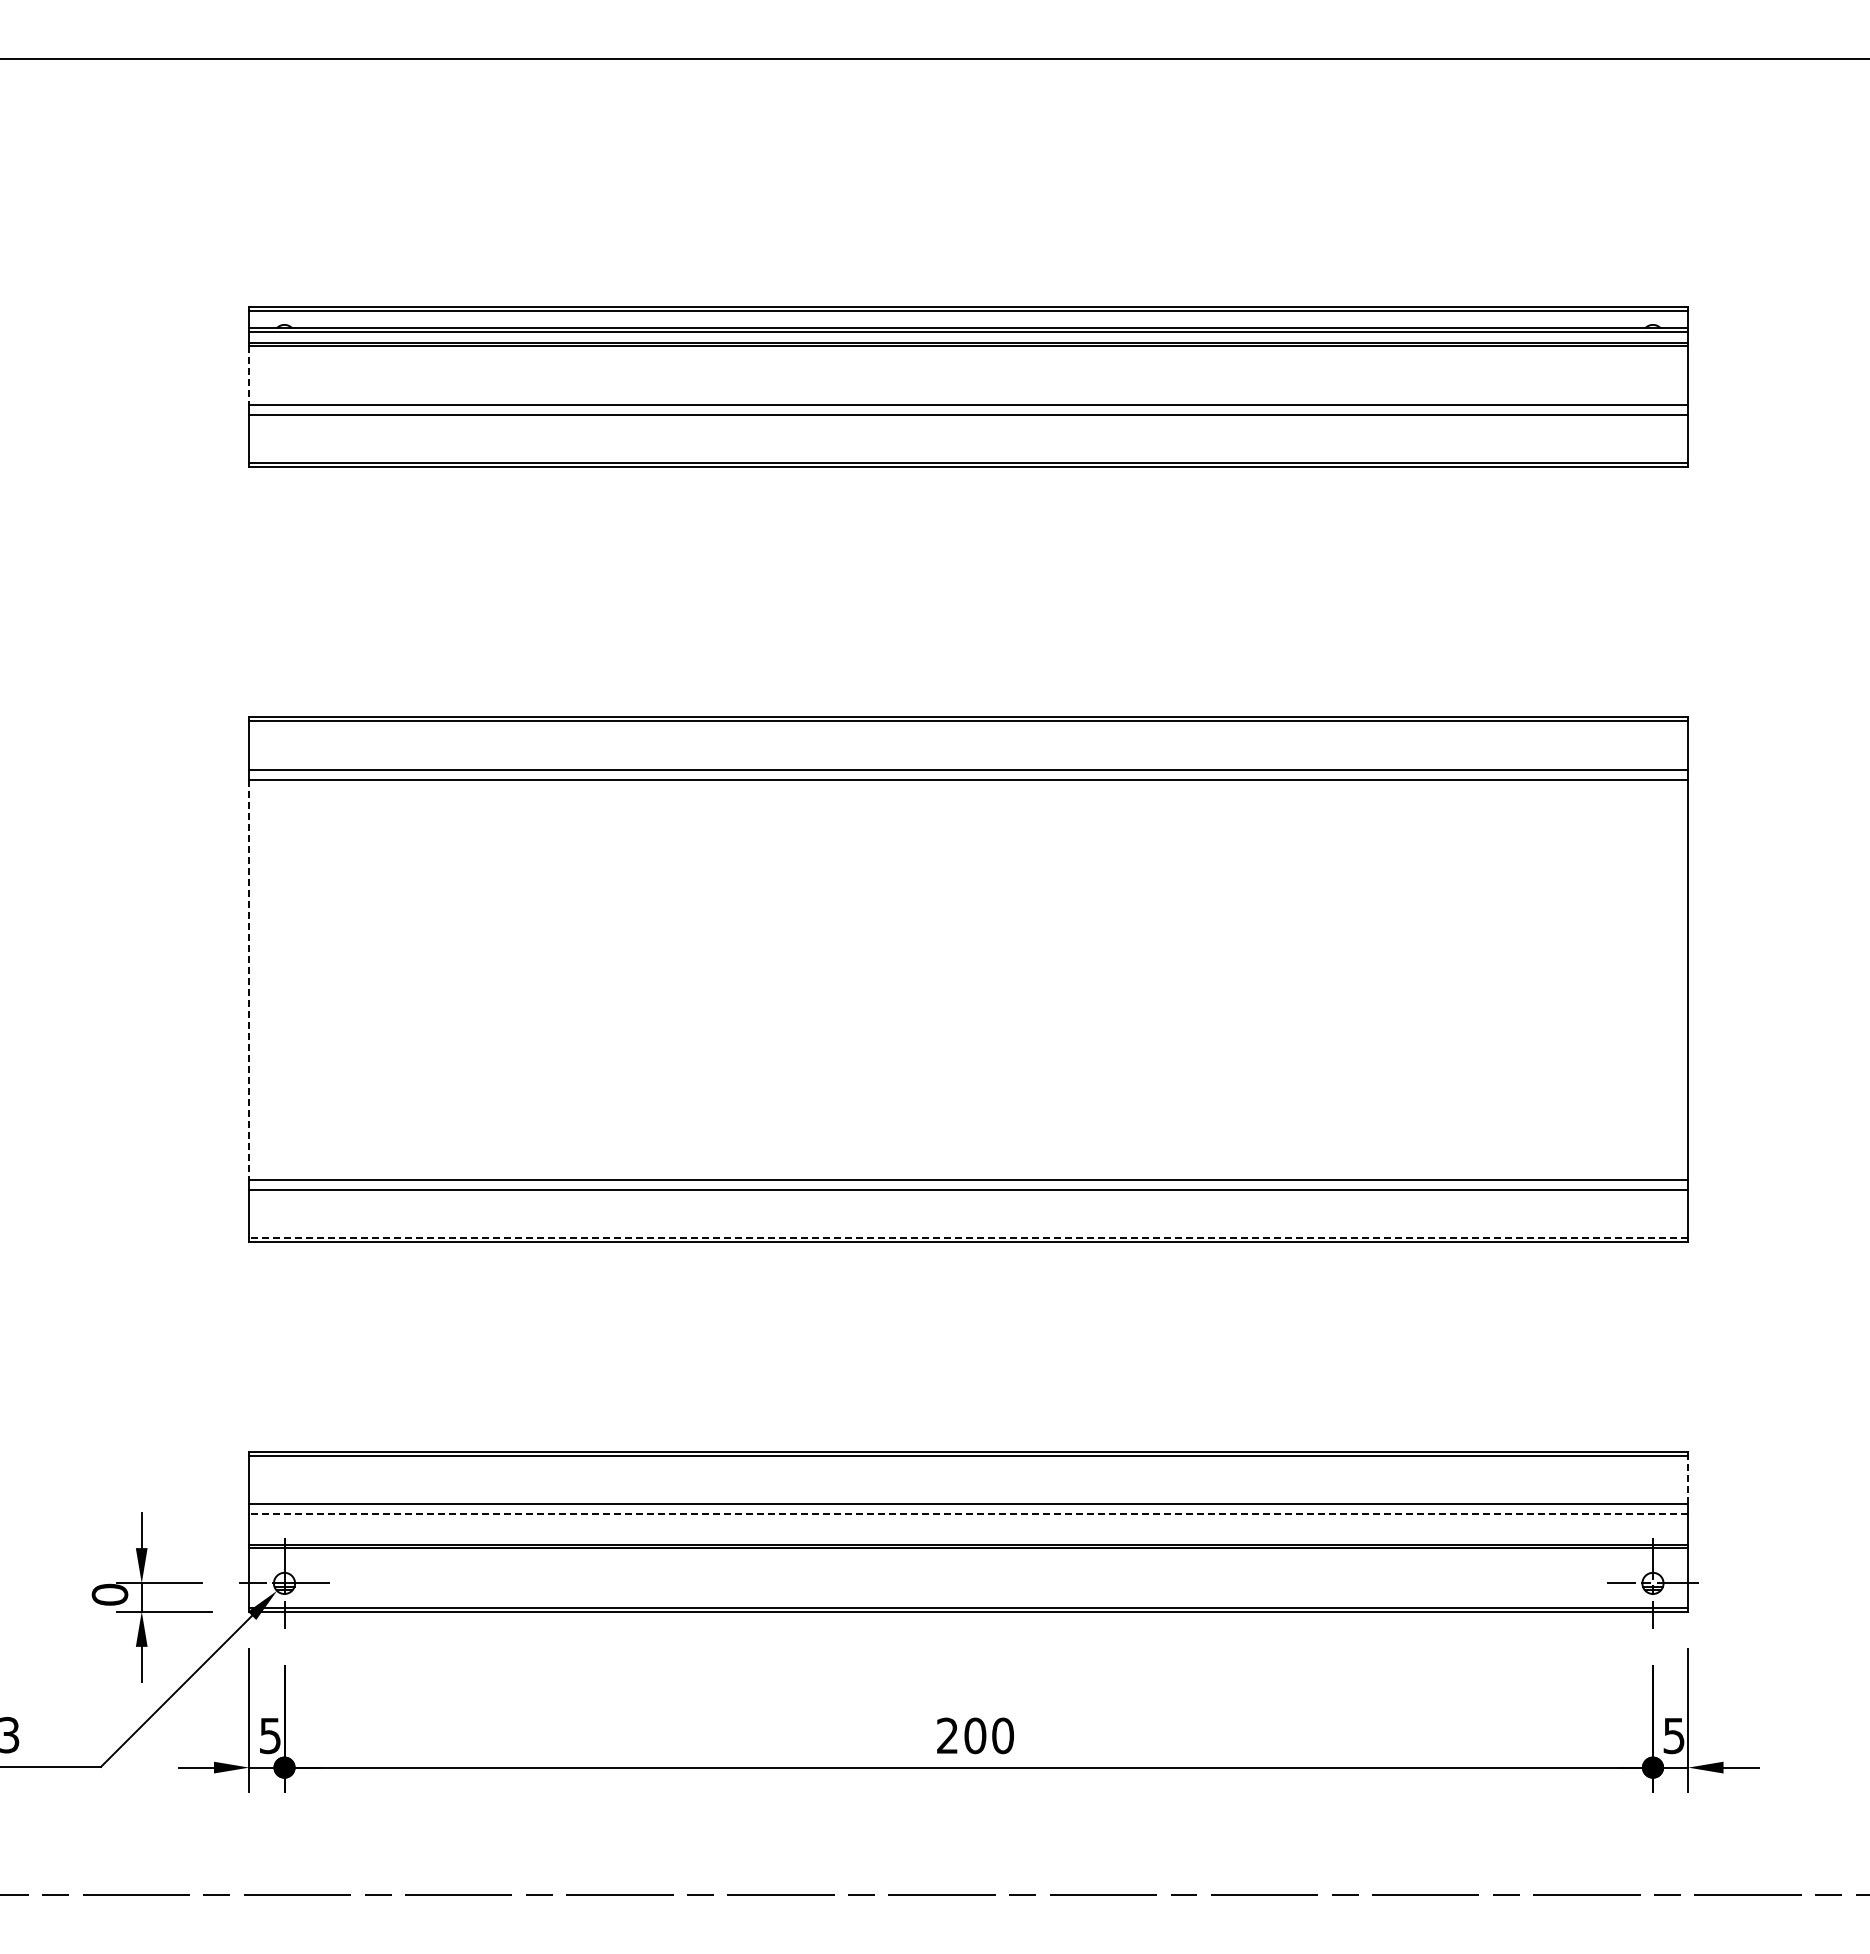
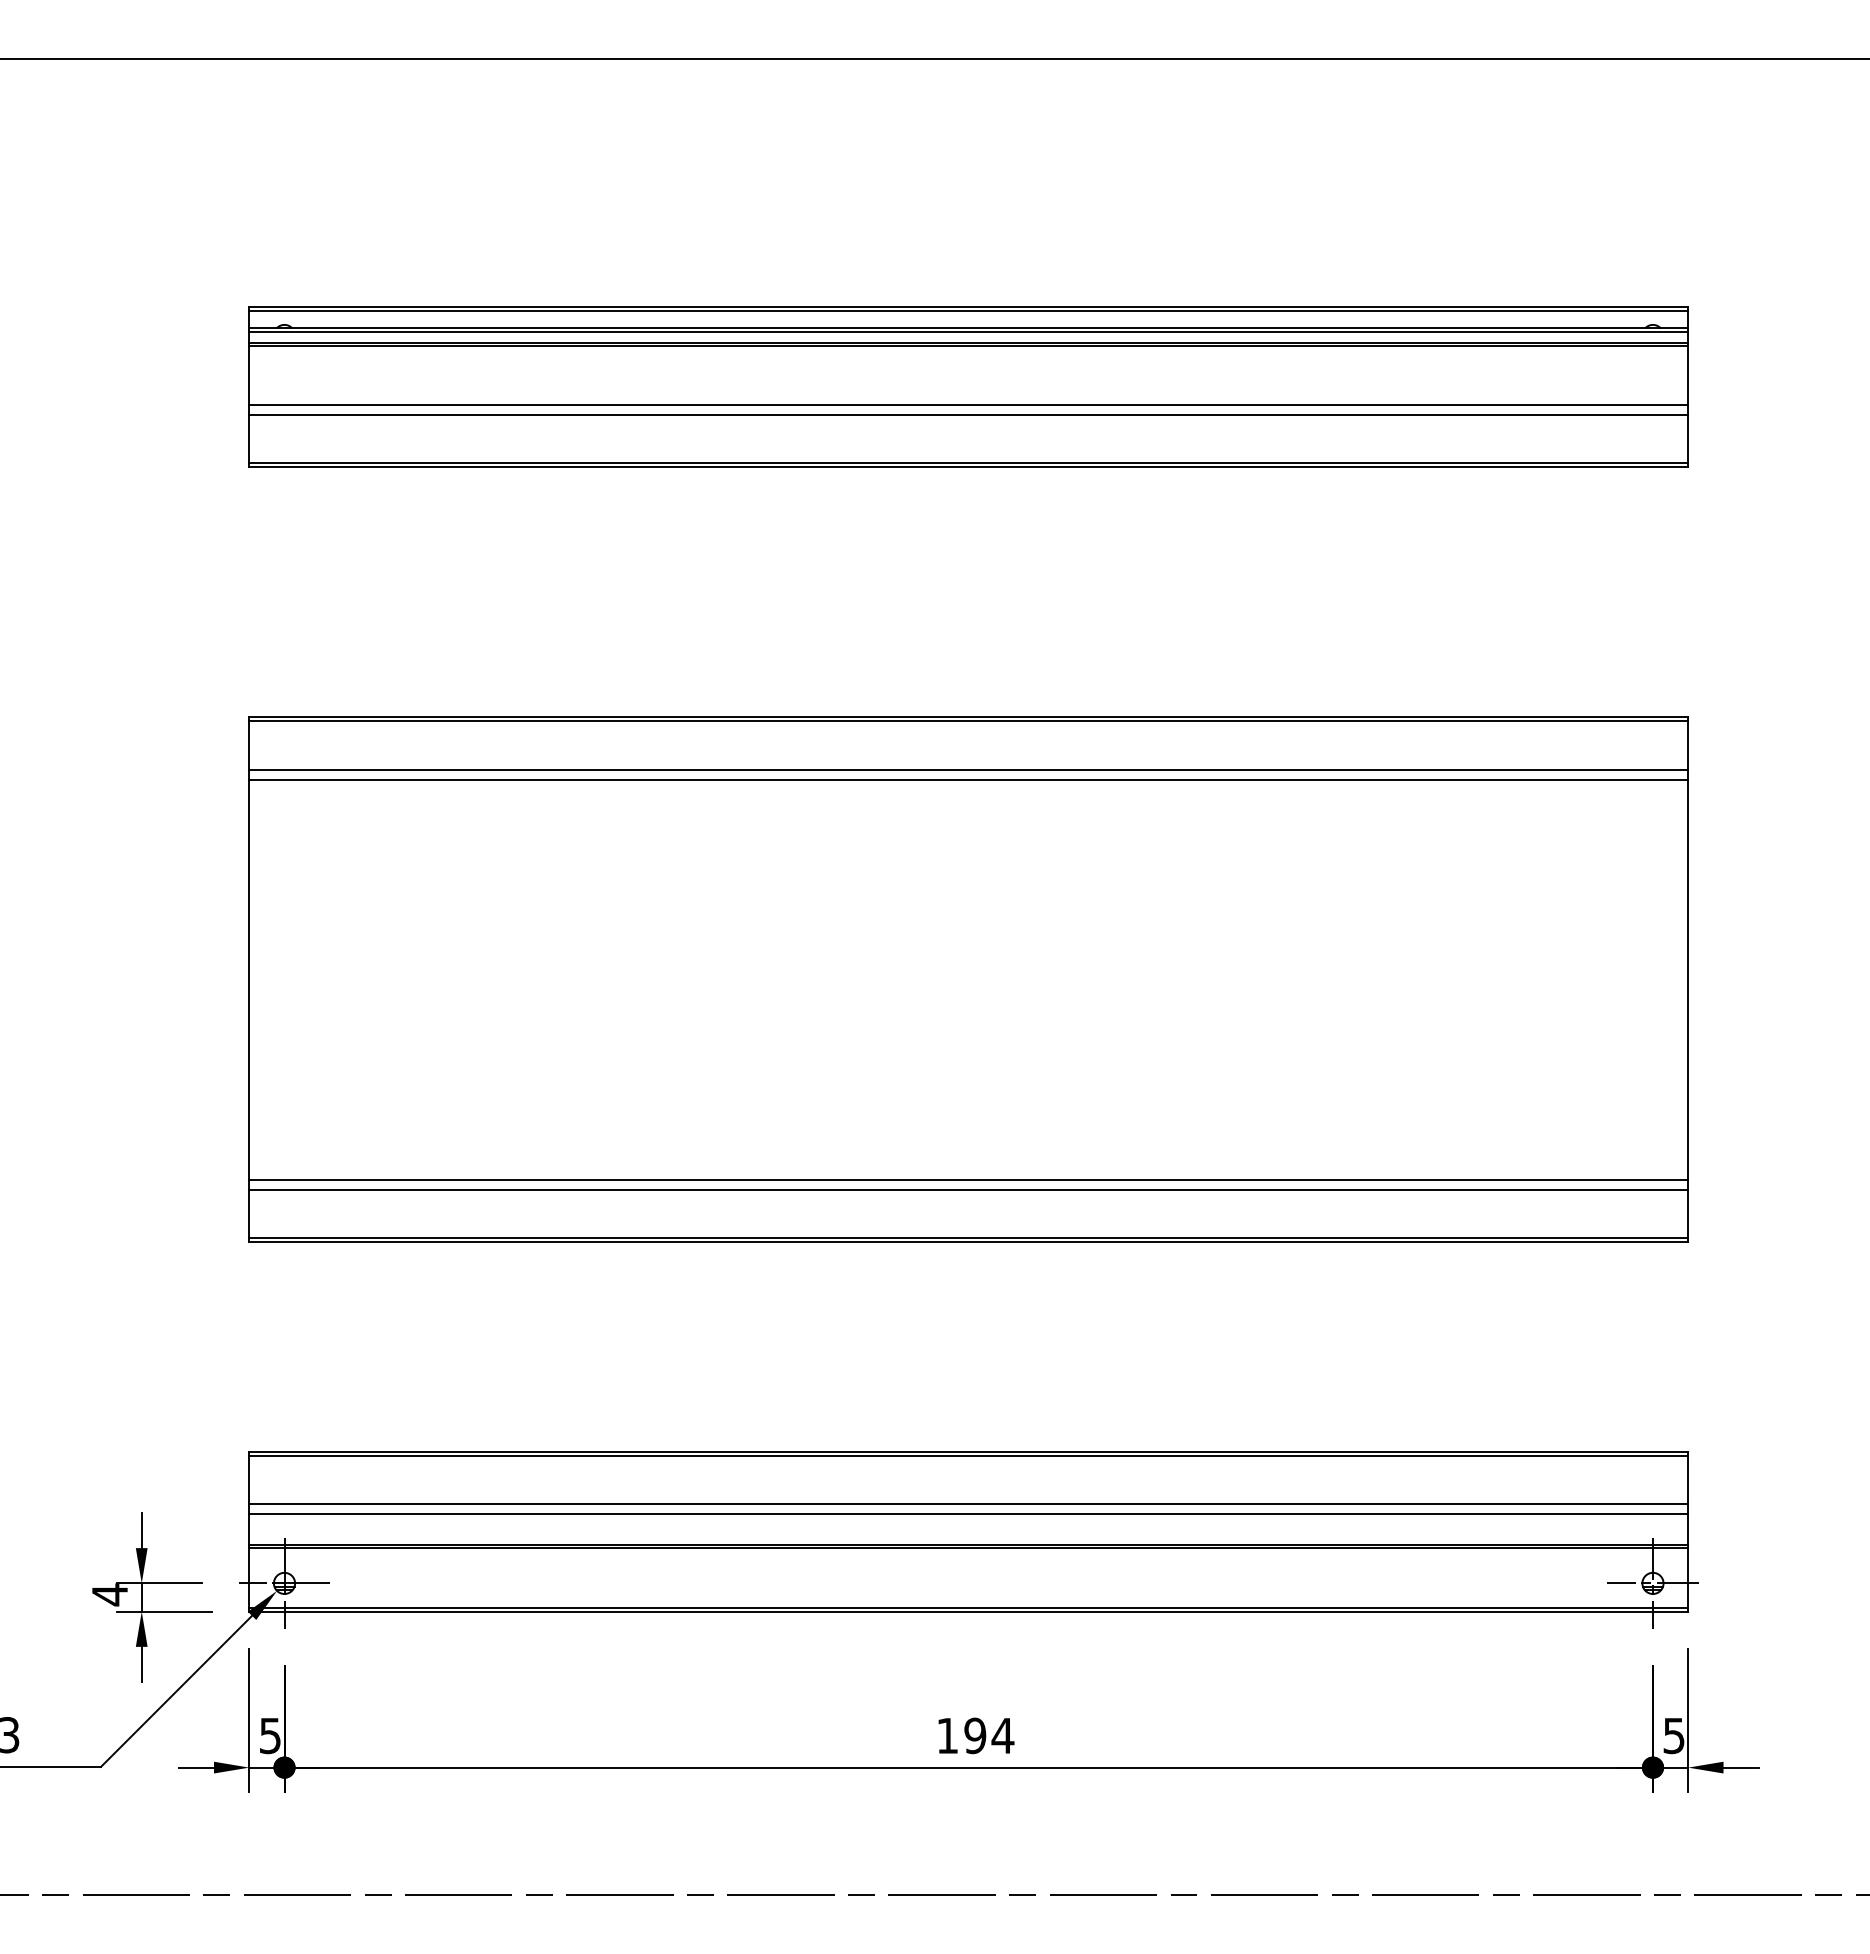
line: dashed -> solid (249, 375)
line: dashed -> solid (249, 980)
line: dashed -> solid (968, 1237)
line: dashed -> solid (1688, 1479)
line: dashed -> solid (968, 1513)
text: 0 -> 4 (109, 1594)
text: 200 -> 194 (975, 1735)
